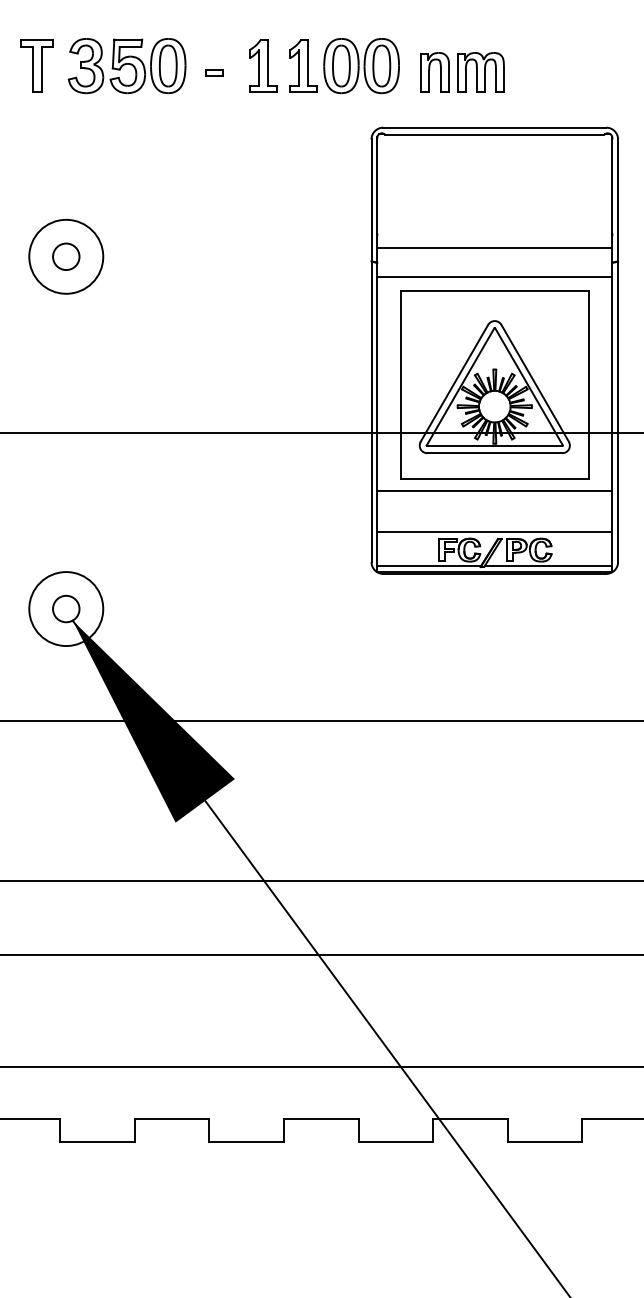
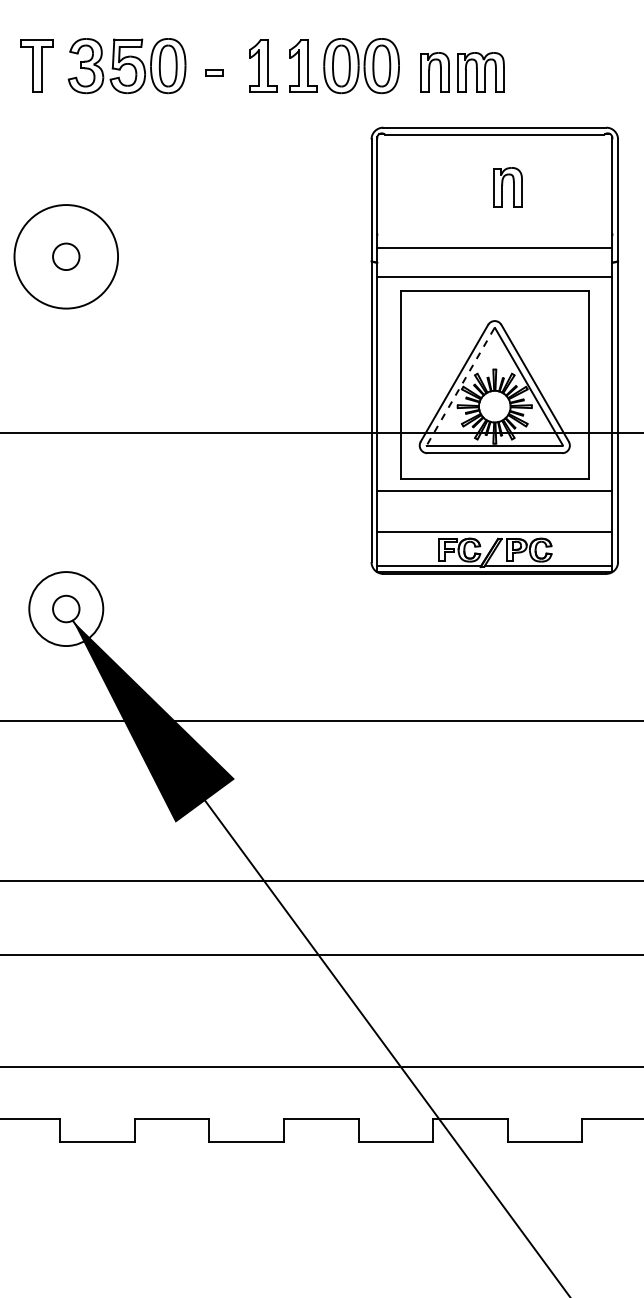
part: none -> present (507, 187)
circle diameter: 74 px -> 104 px (66, 256)
line: solid -> dashed (460, 386)
